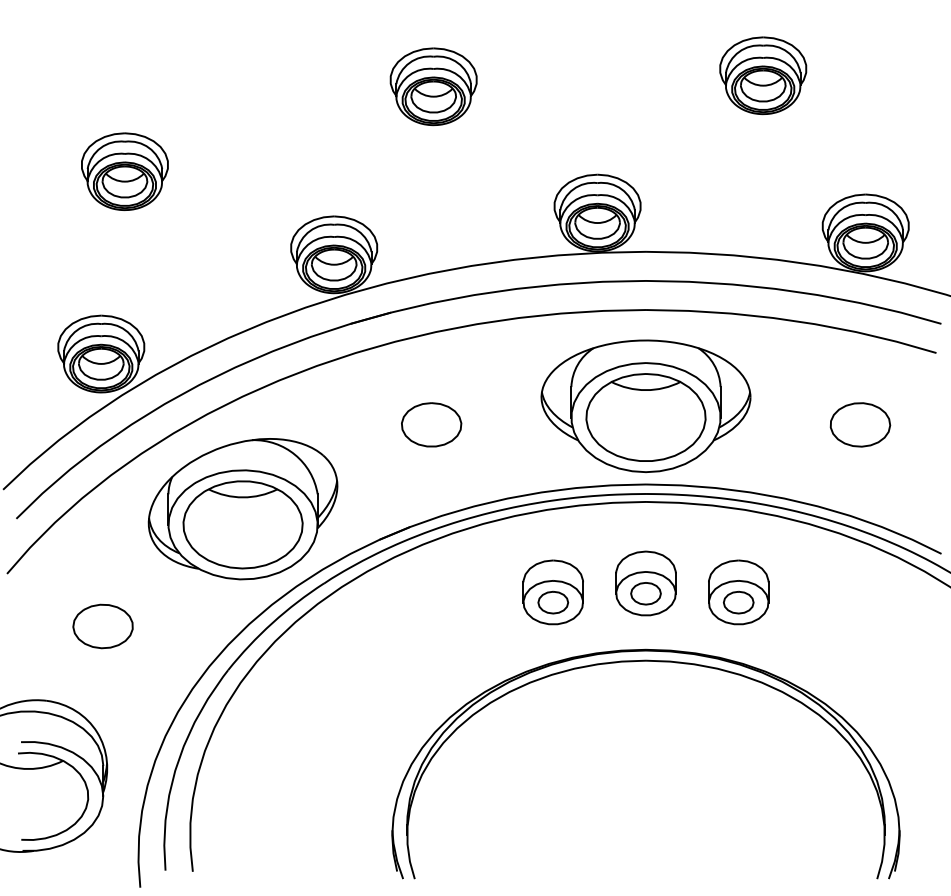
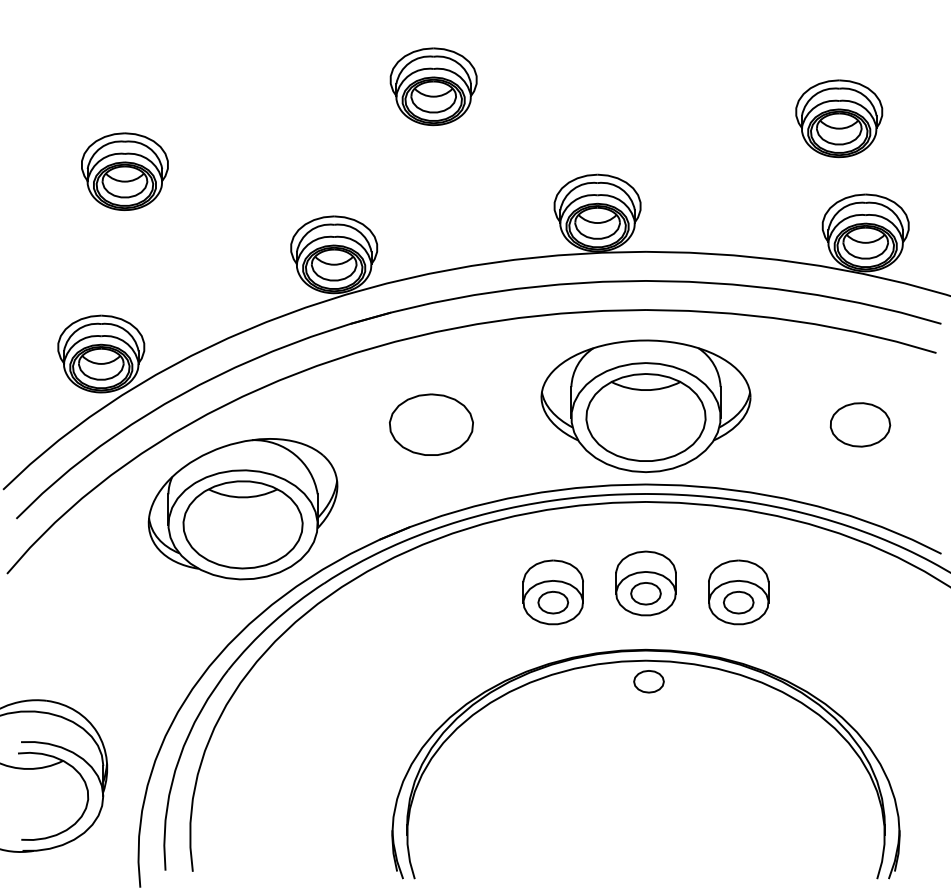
part position: (763, 75) -> (839, 118) (839, 118)
part size: 62x46 px -> 85x63 px (431, 424)
part: present -> none (102, 626)
part: none -> present (648, 681)
